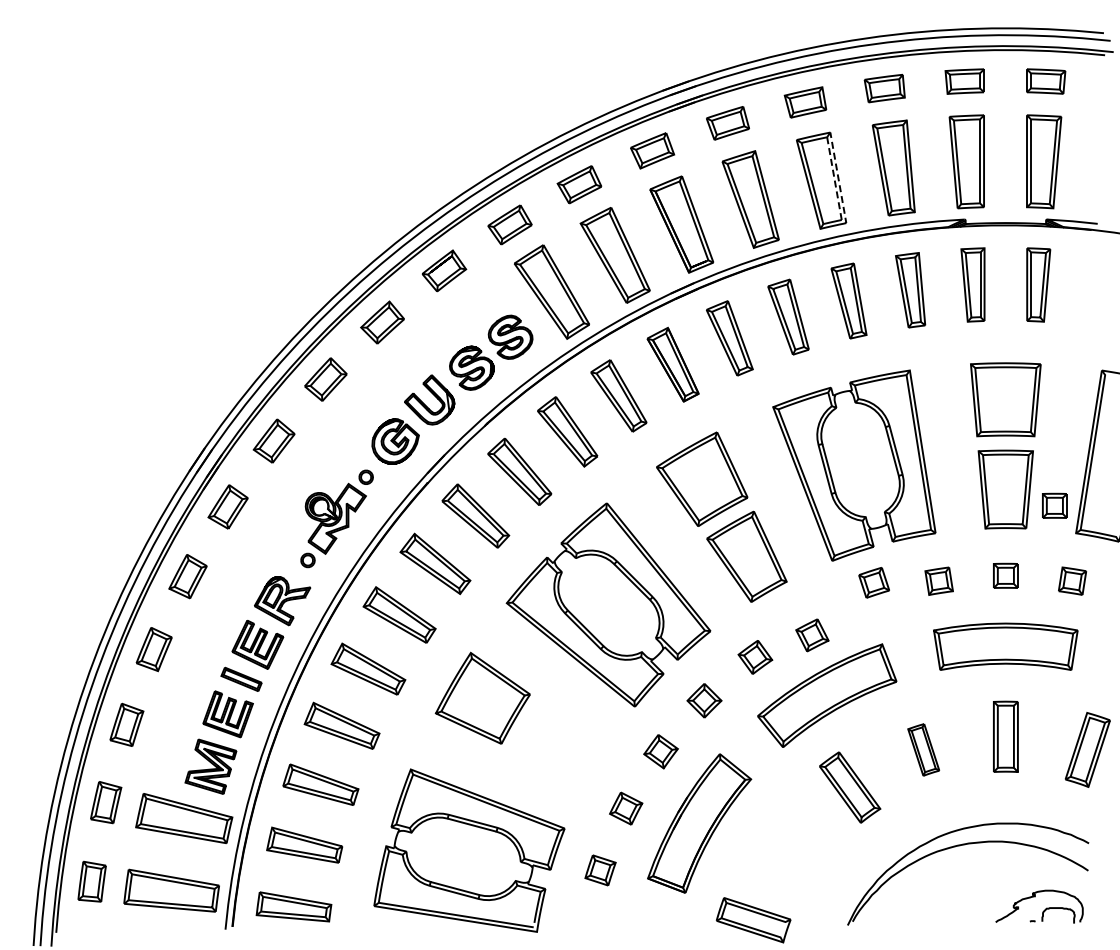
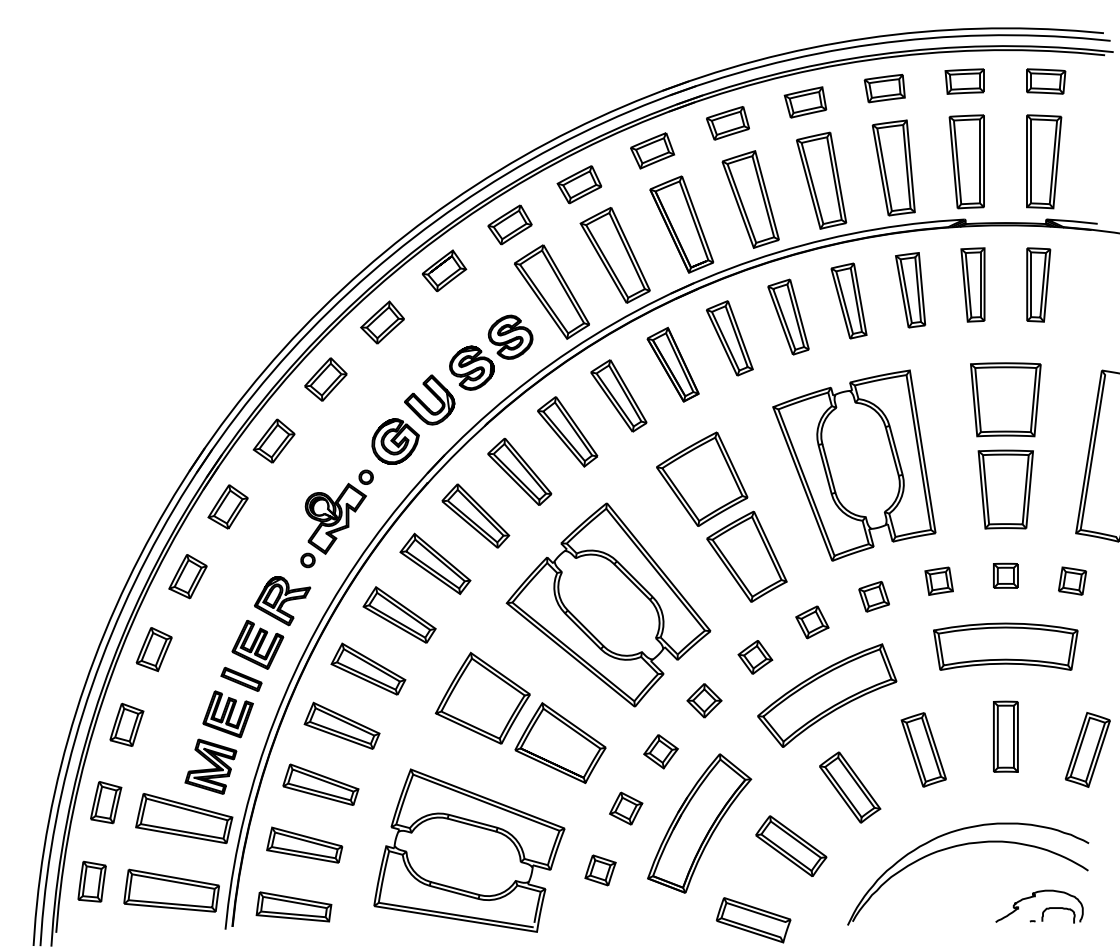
line: dashed -> solid (846, 223)
part: present -> none (1054, 505)
part position: (873, 582) -> (873, 596) (873, 596)
part position: (812, 635) -> (812, 622) (812, 622)
part: none -> present (560, 742)
part size: 34x54 px -> 47x76 px (923, 749)
part: none -> present (791, 845)
